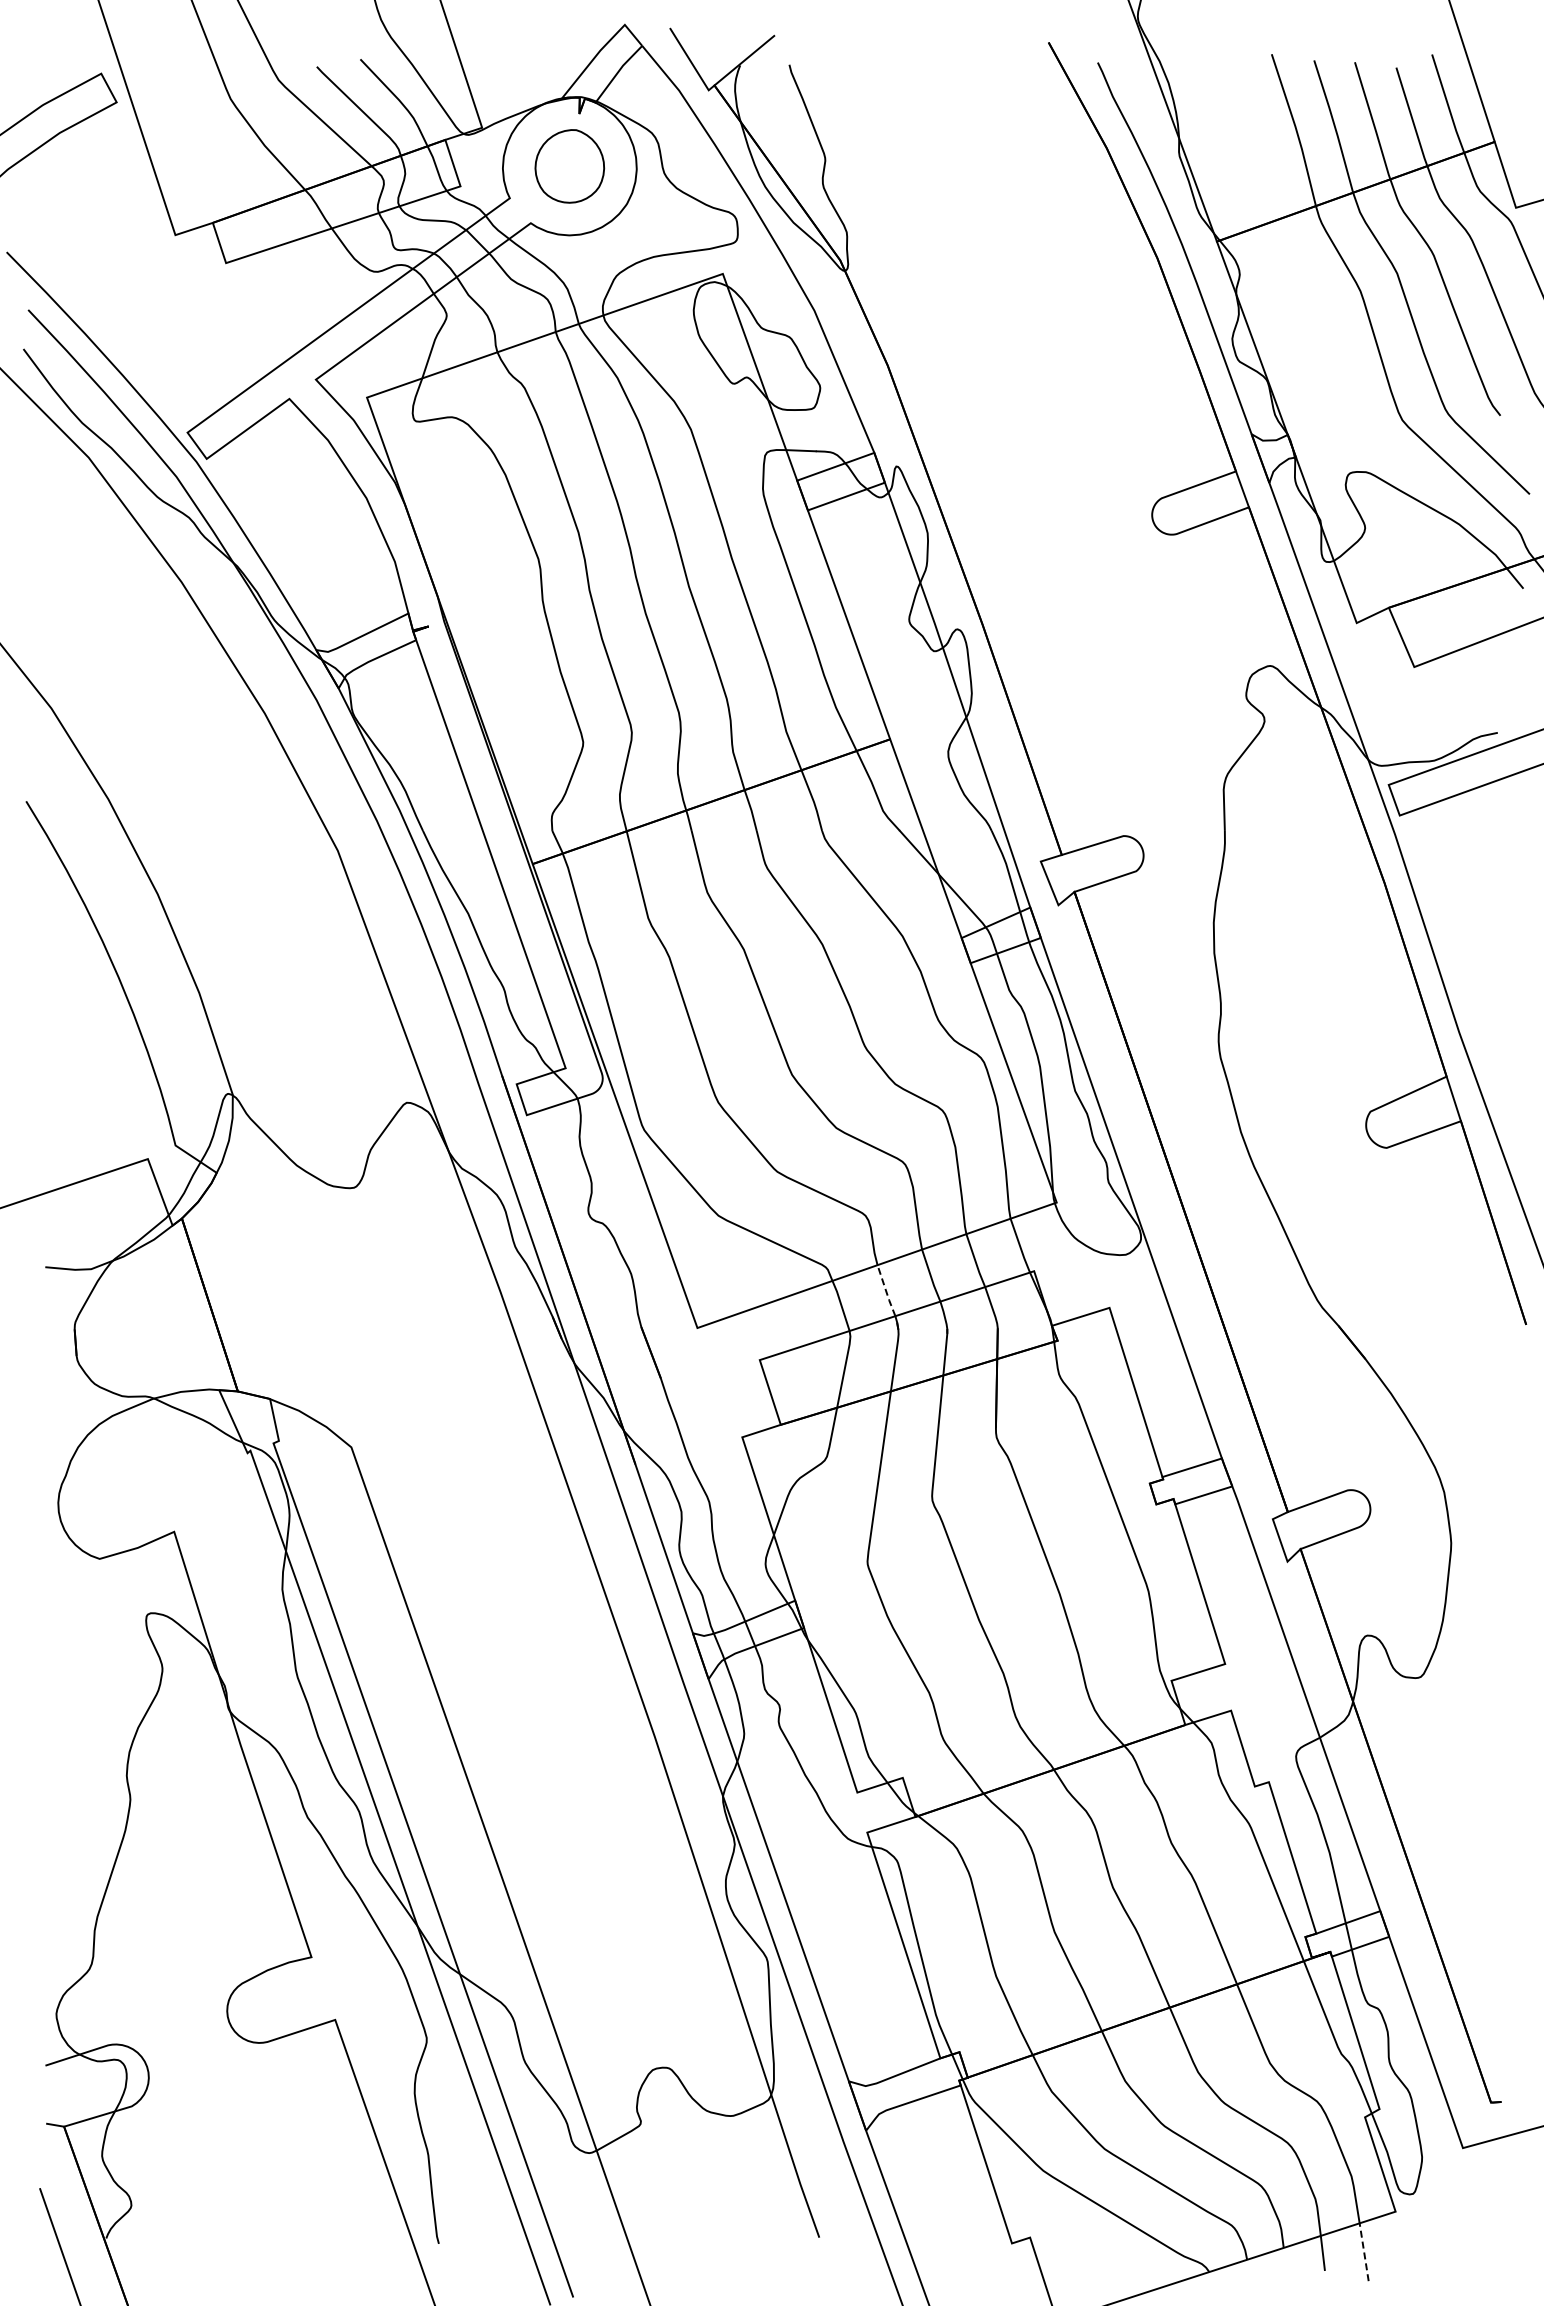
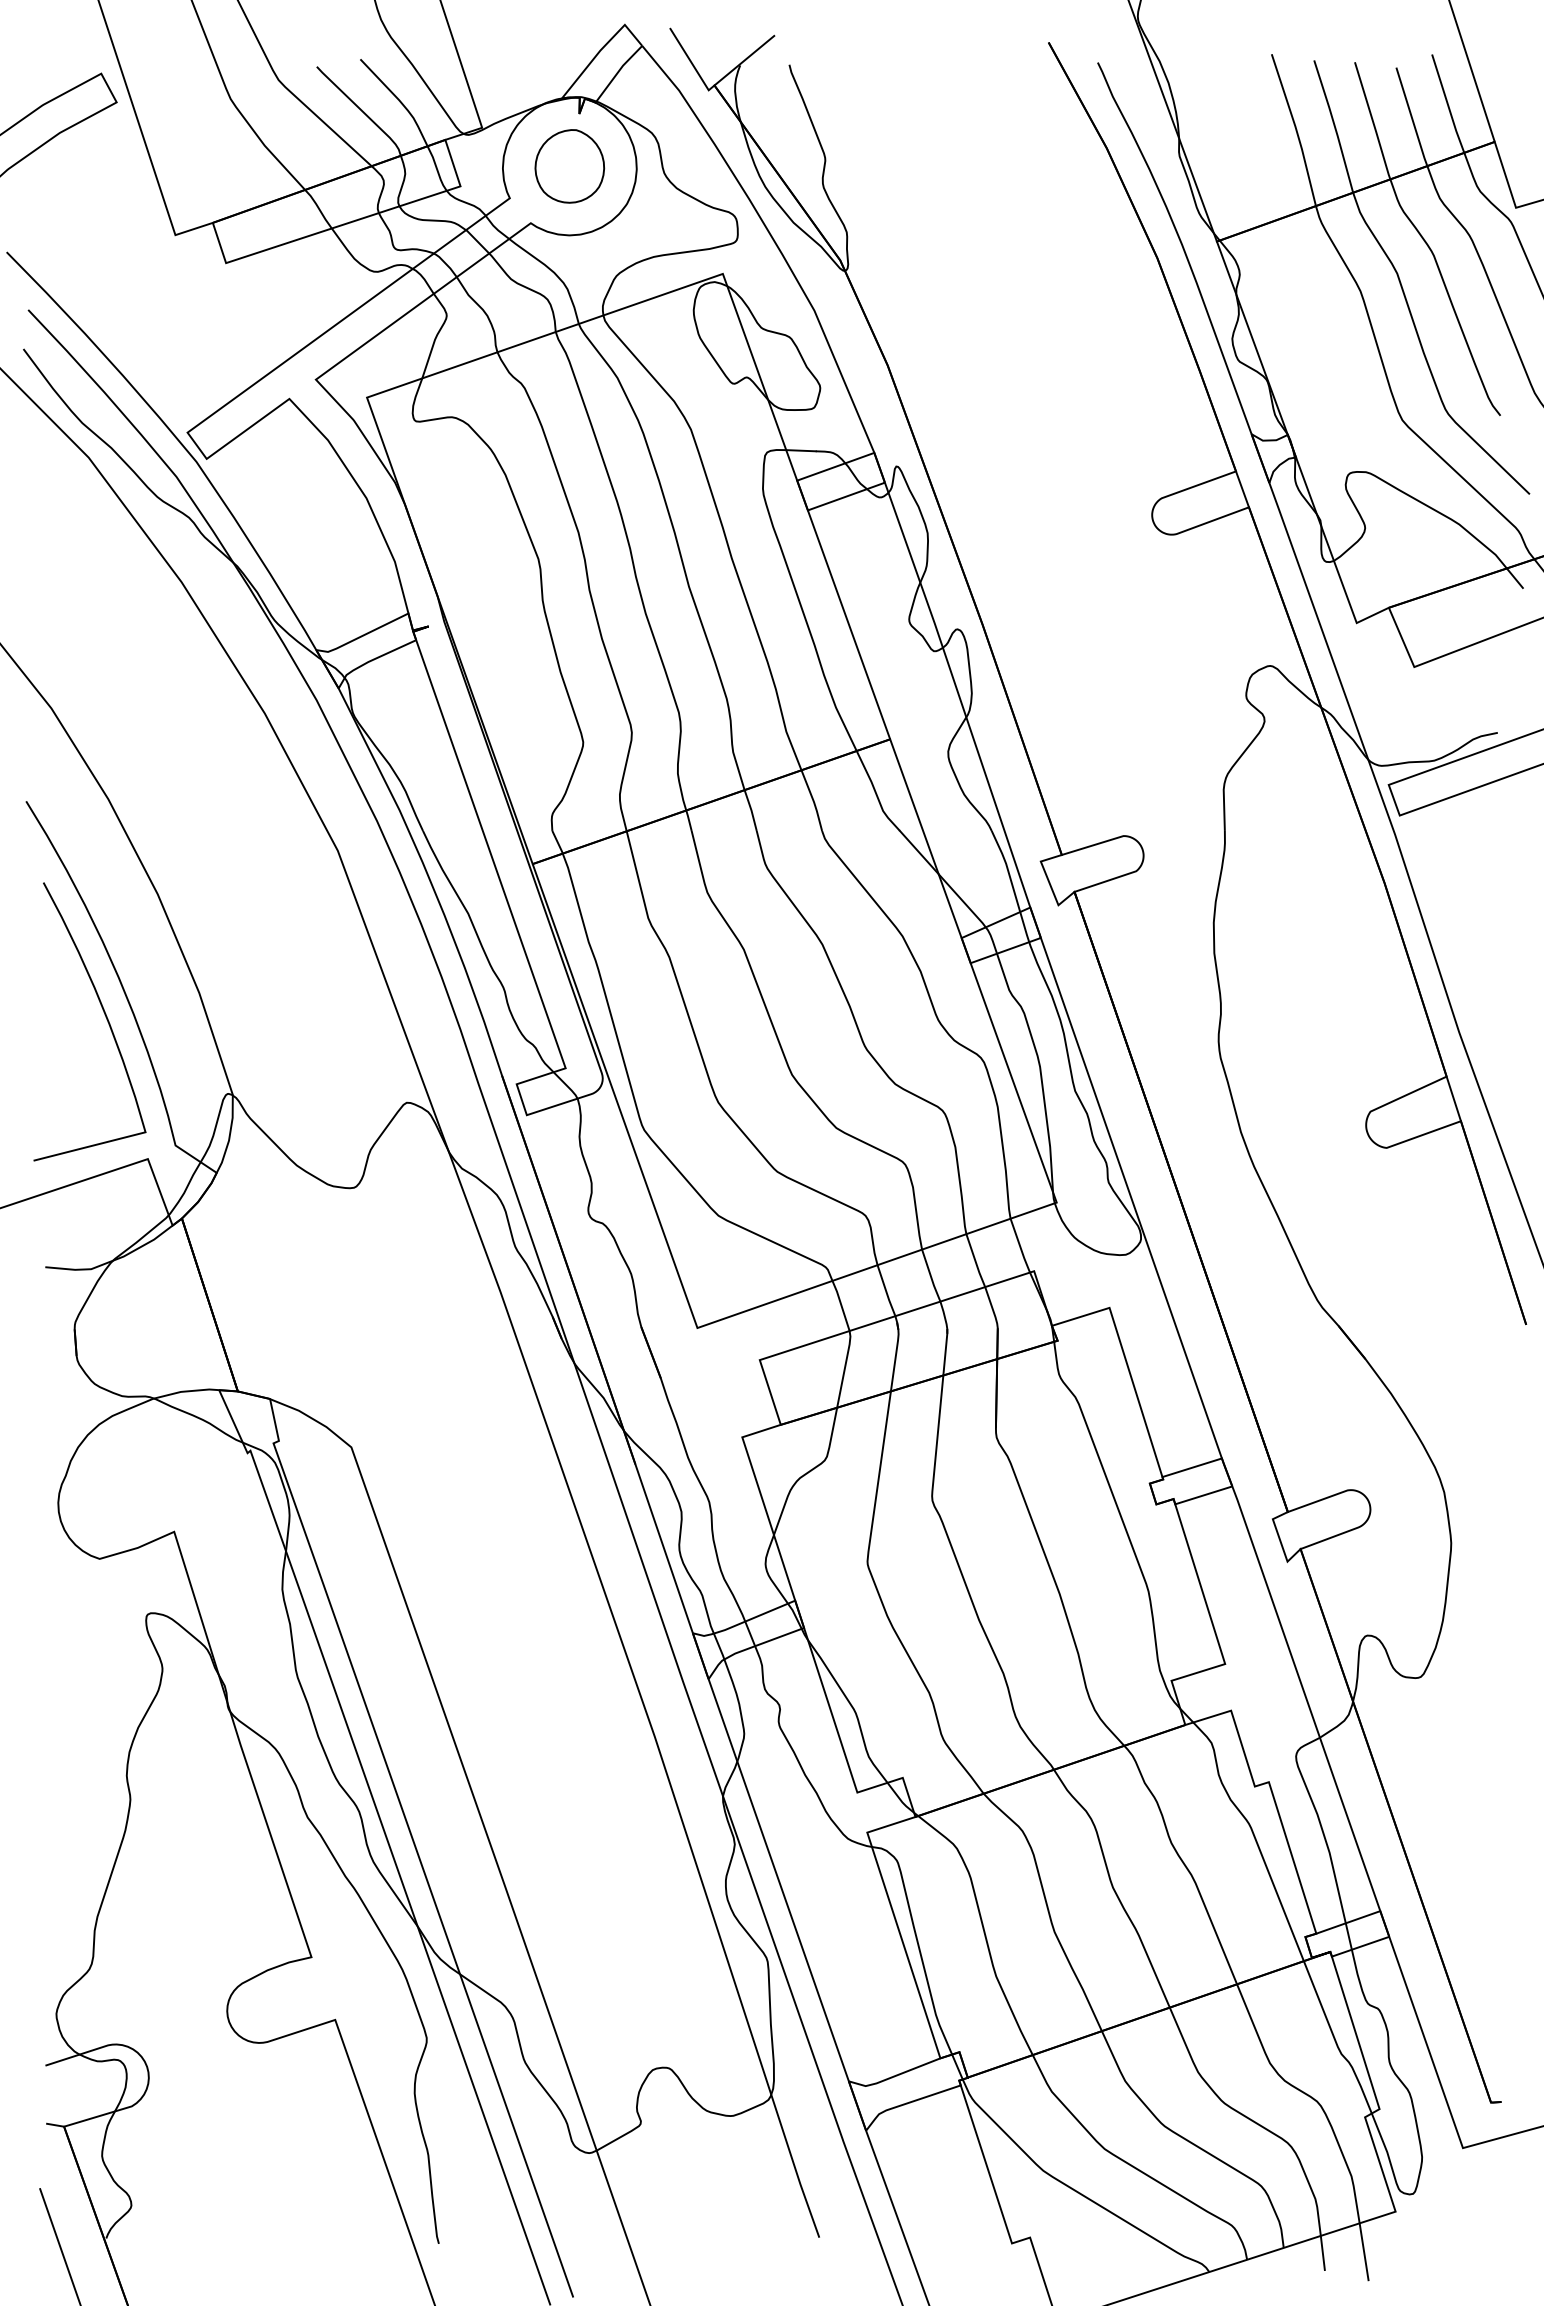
curve: none -> present (104, 1015)
line: dashed -> solid (886, 1291)
line: dashed -> solid (1364, 2251)
